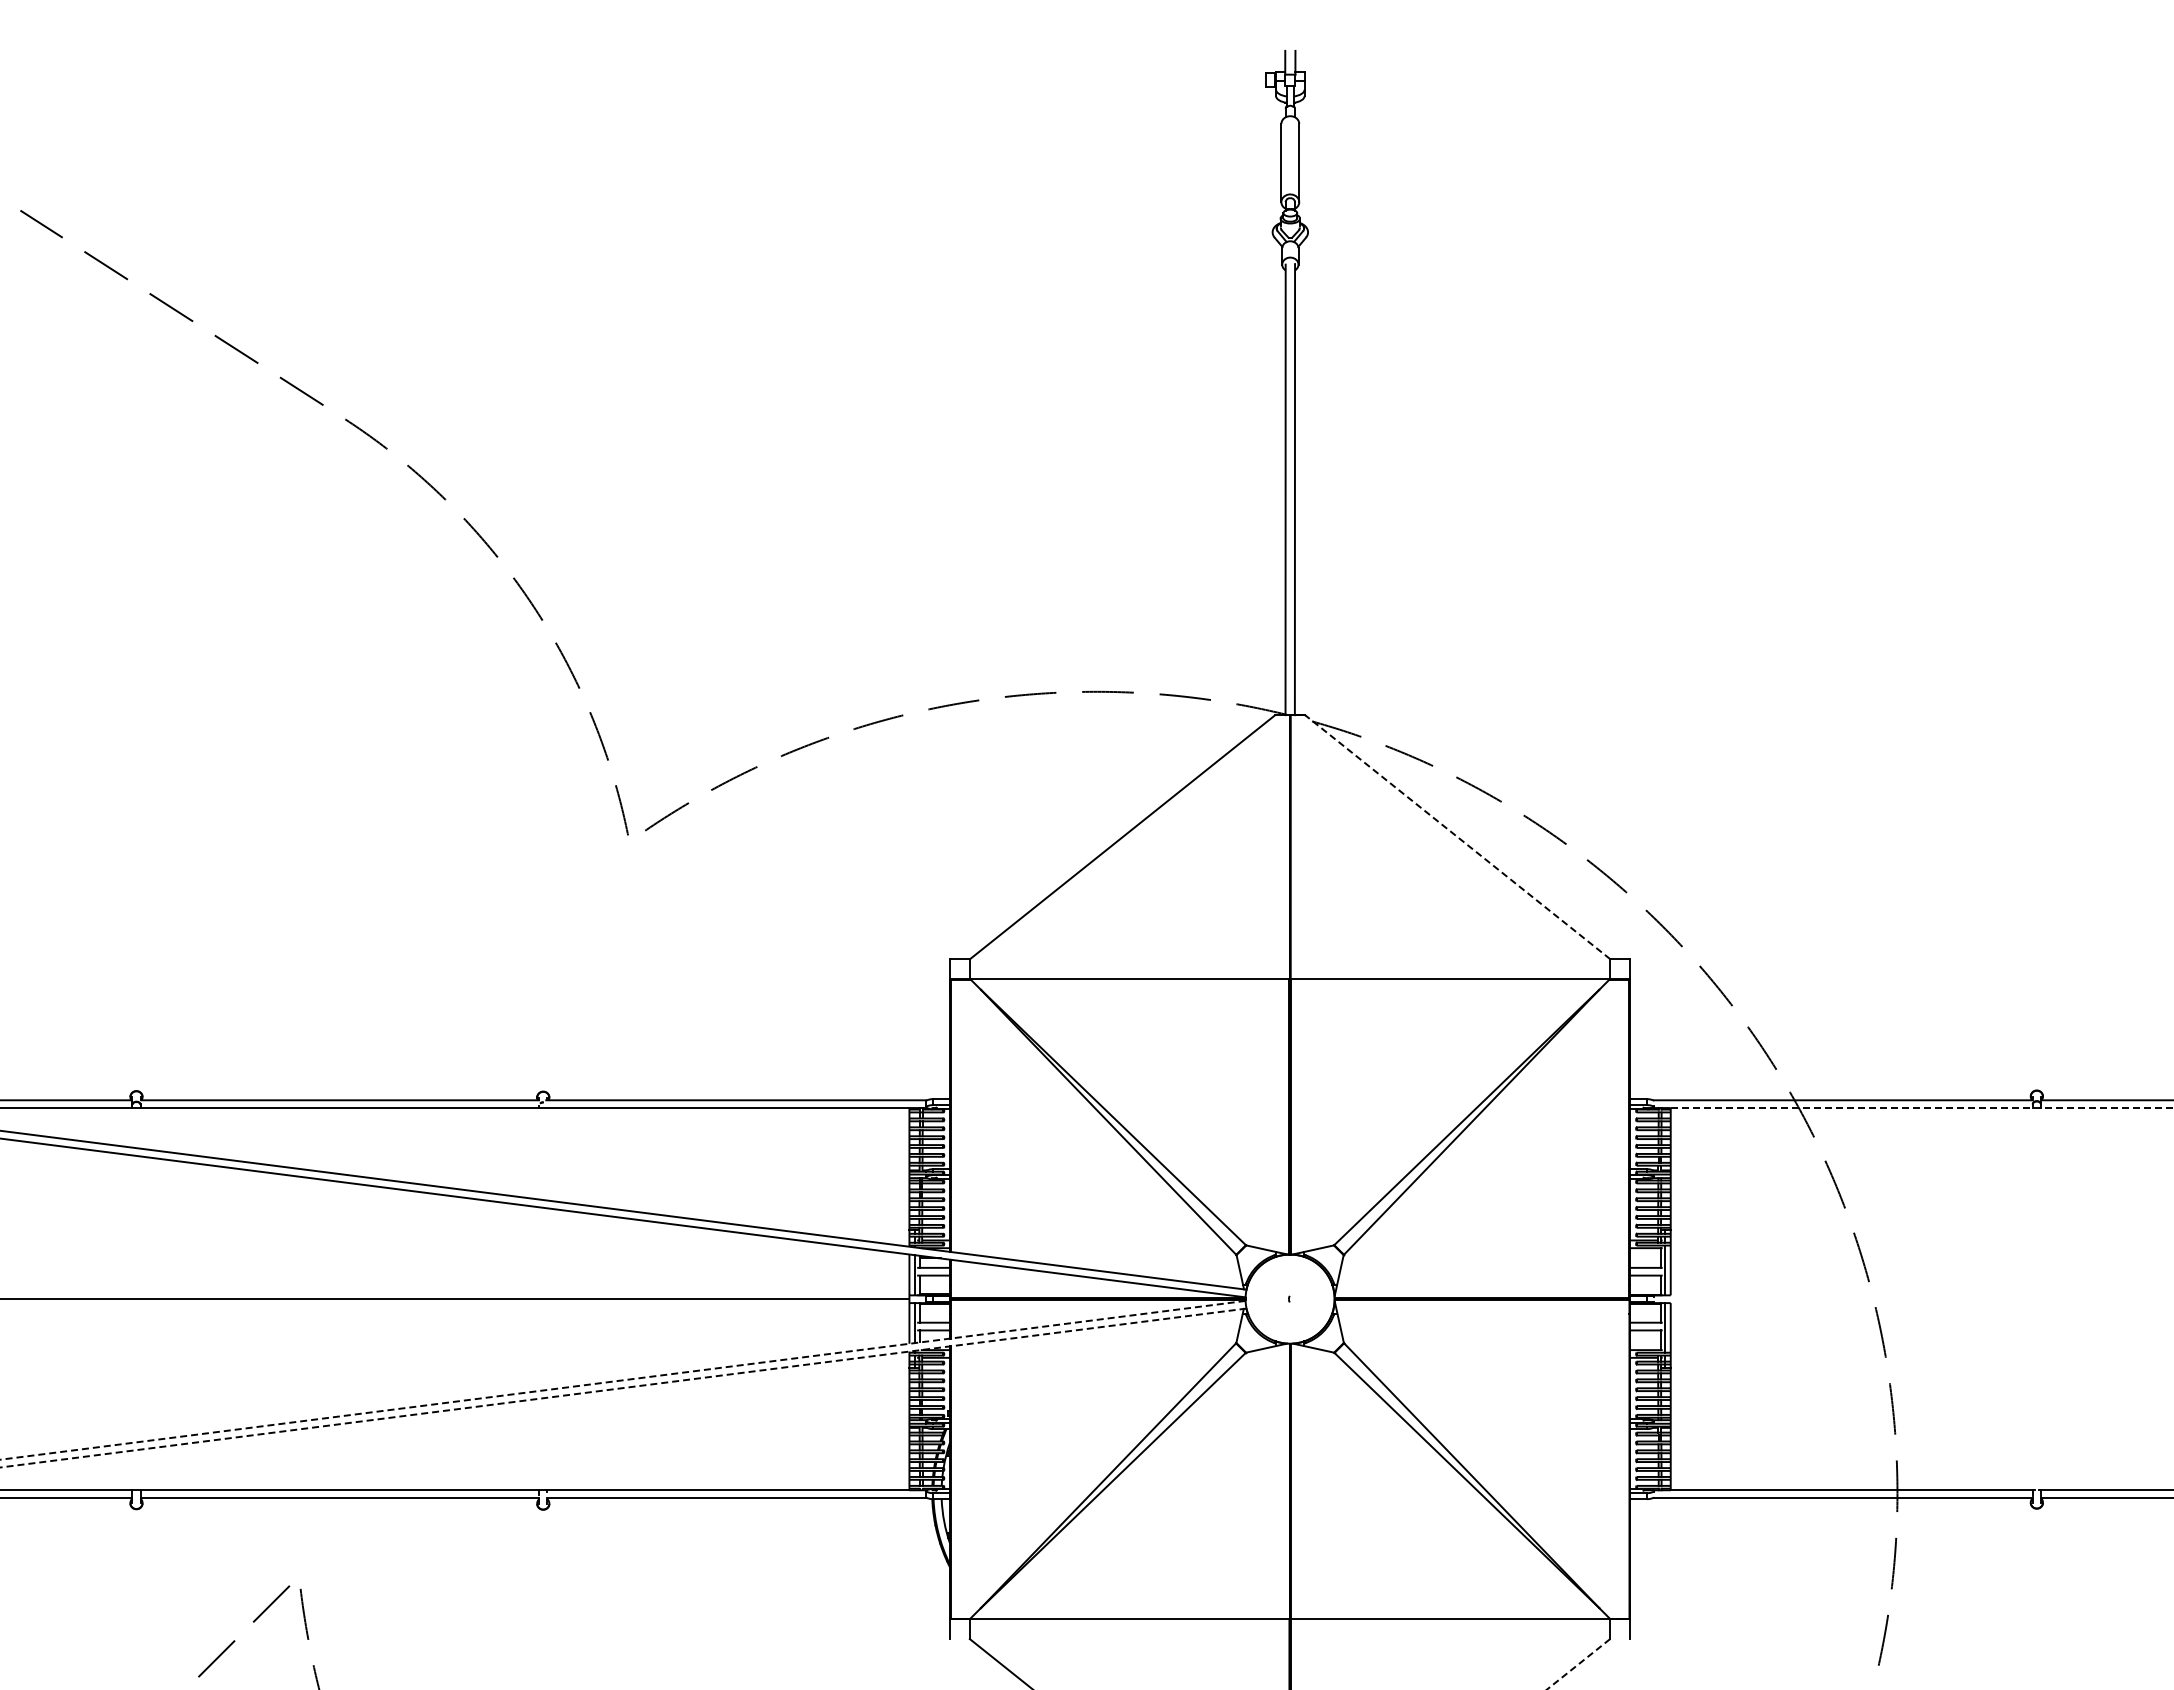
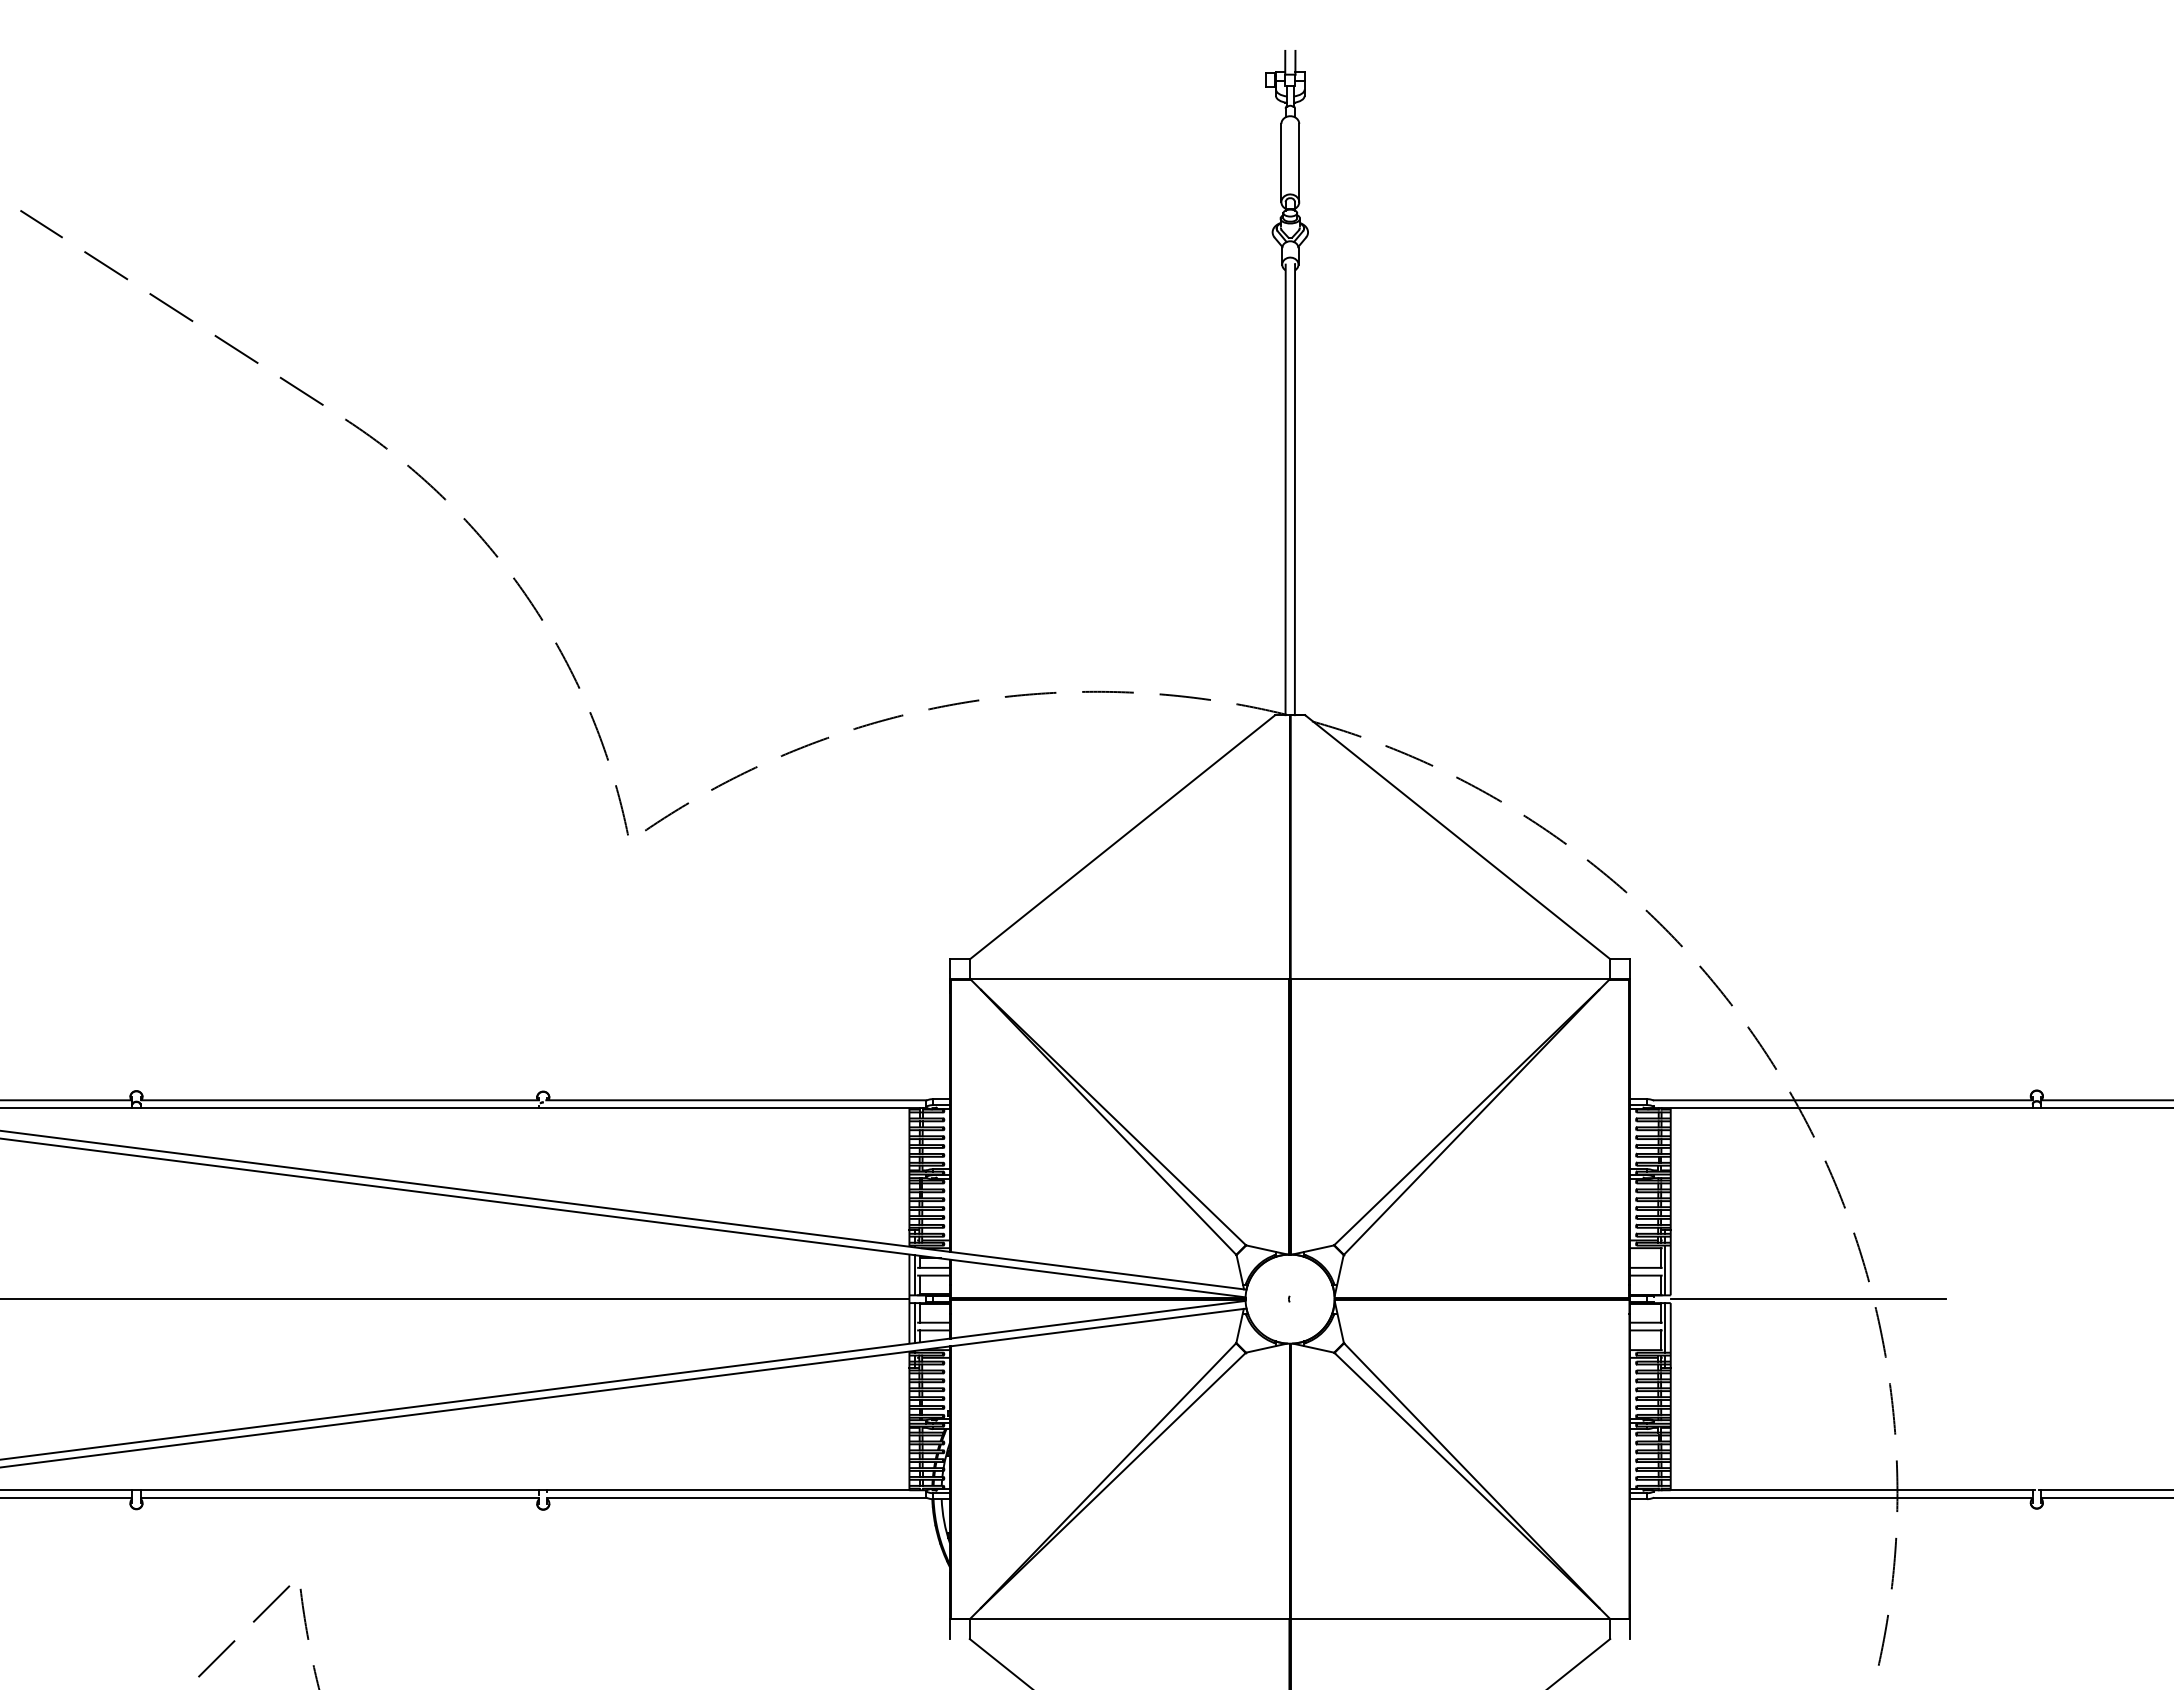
line: dashed -> solid (1457, 836)
line: dashed -> solid (1922, 1107)
line: none -> present (1808, 1299)
line: dashed -> solid (622, 1380)
line: dashed -> solid (623, 1388)
line: dashed -> solid (1578, 1664)
